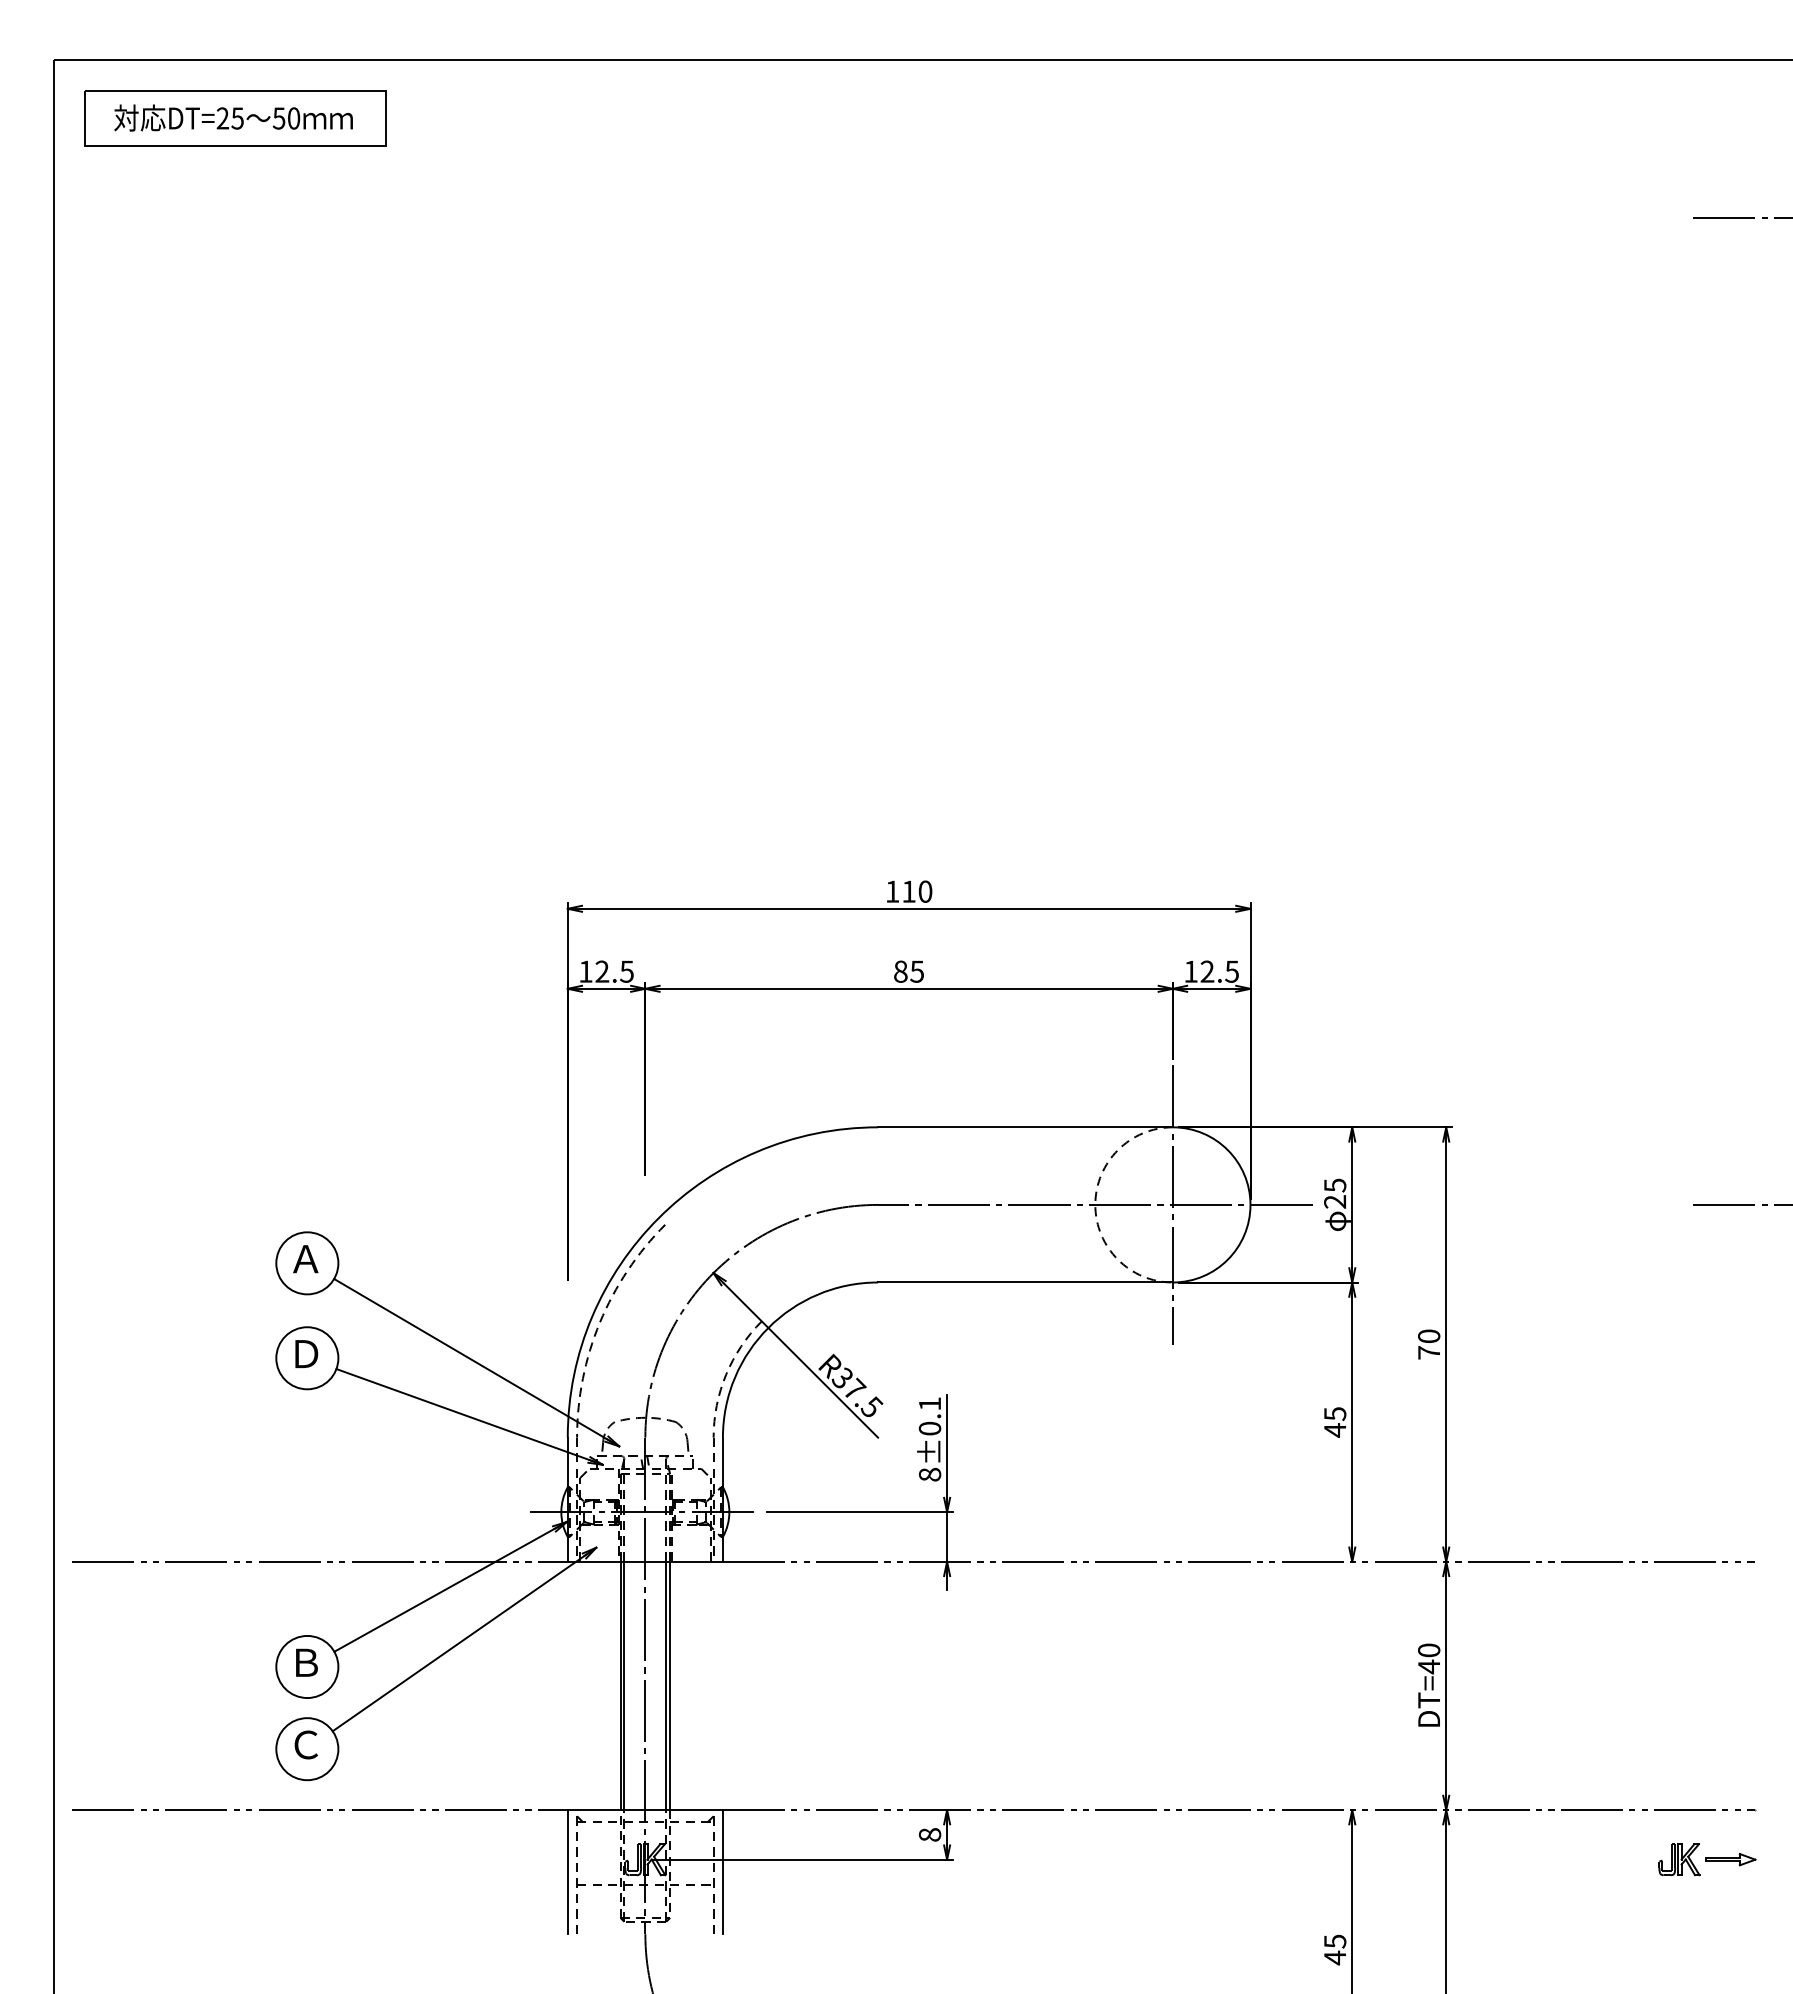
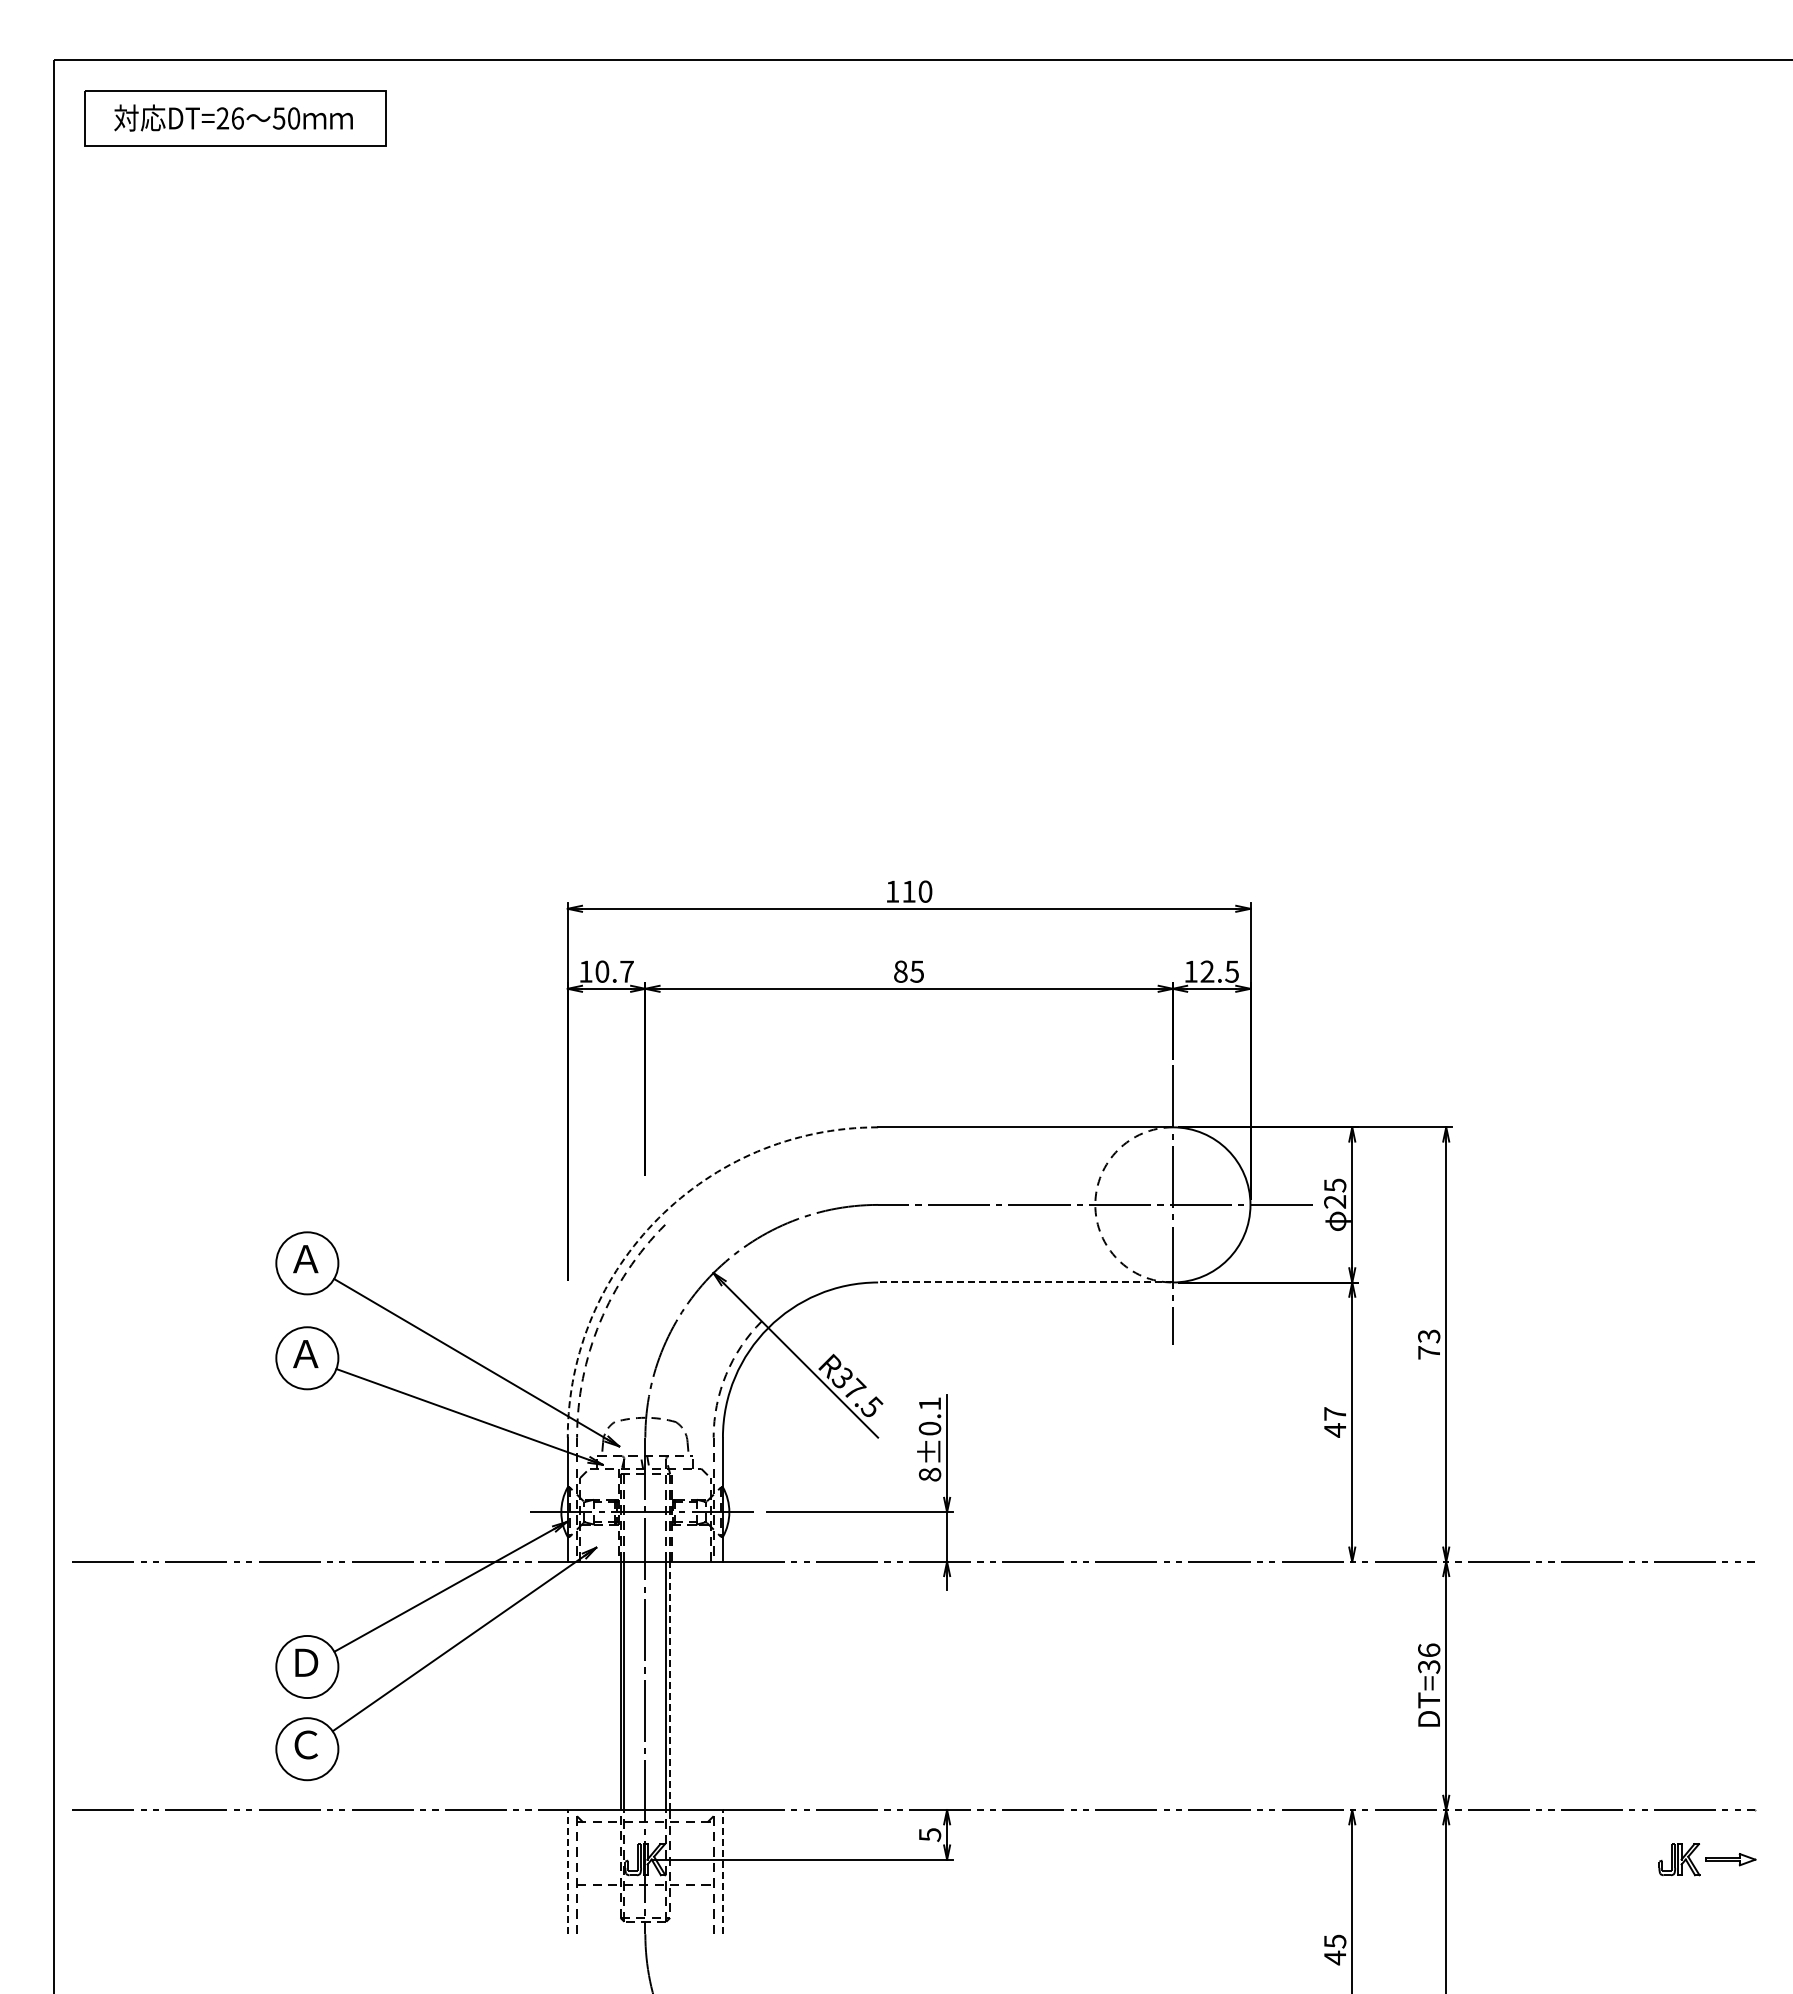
text: DT=25 -> DT=26 (237, 118)
line: present -> none (1741, 218)
text: 12.5 -> 10.7 (614, 971)
line: present -> none (1741, 1204)
arc: solid -> dashed (658, 1218)
line: solid -> dashed (1025, 1282)
text: 70 -> 73 (1429, 1336)
text: Ｄ -> Ａ (305, 1354)
text: 45 -> 47 (1335, 1414)
text: DT=40 -> DT=36 (1429, 1658)
text: Ｂ -> Ｄ (306, 1662)
line: solid -> dashed (670, 1685)
text: 8 -> 5 (929, 1835)
line: solid -> dashed (567, 1871)
line: solid -> dashed (722, 1871)
